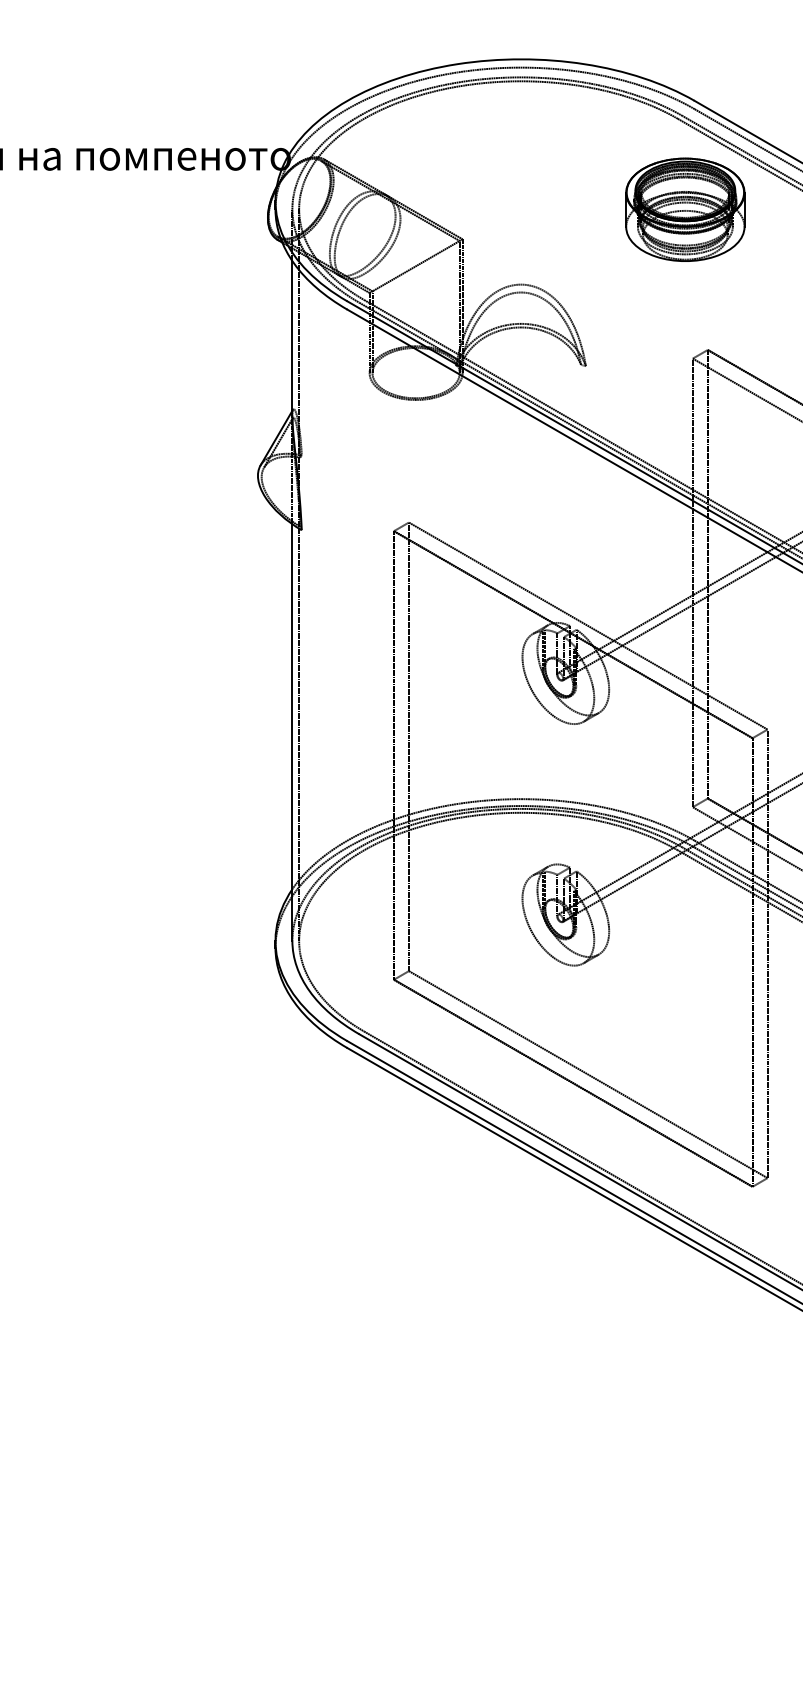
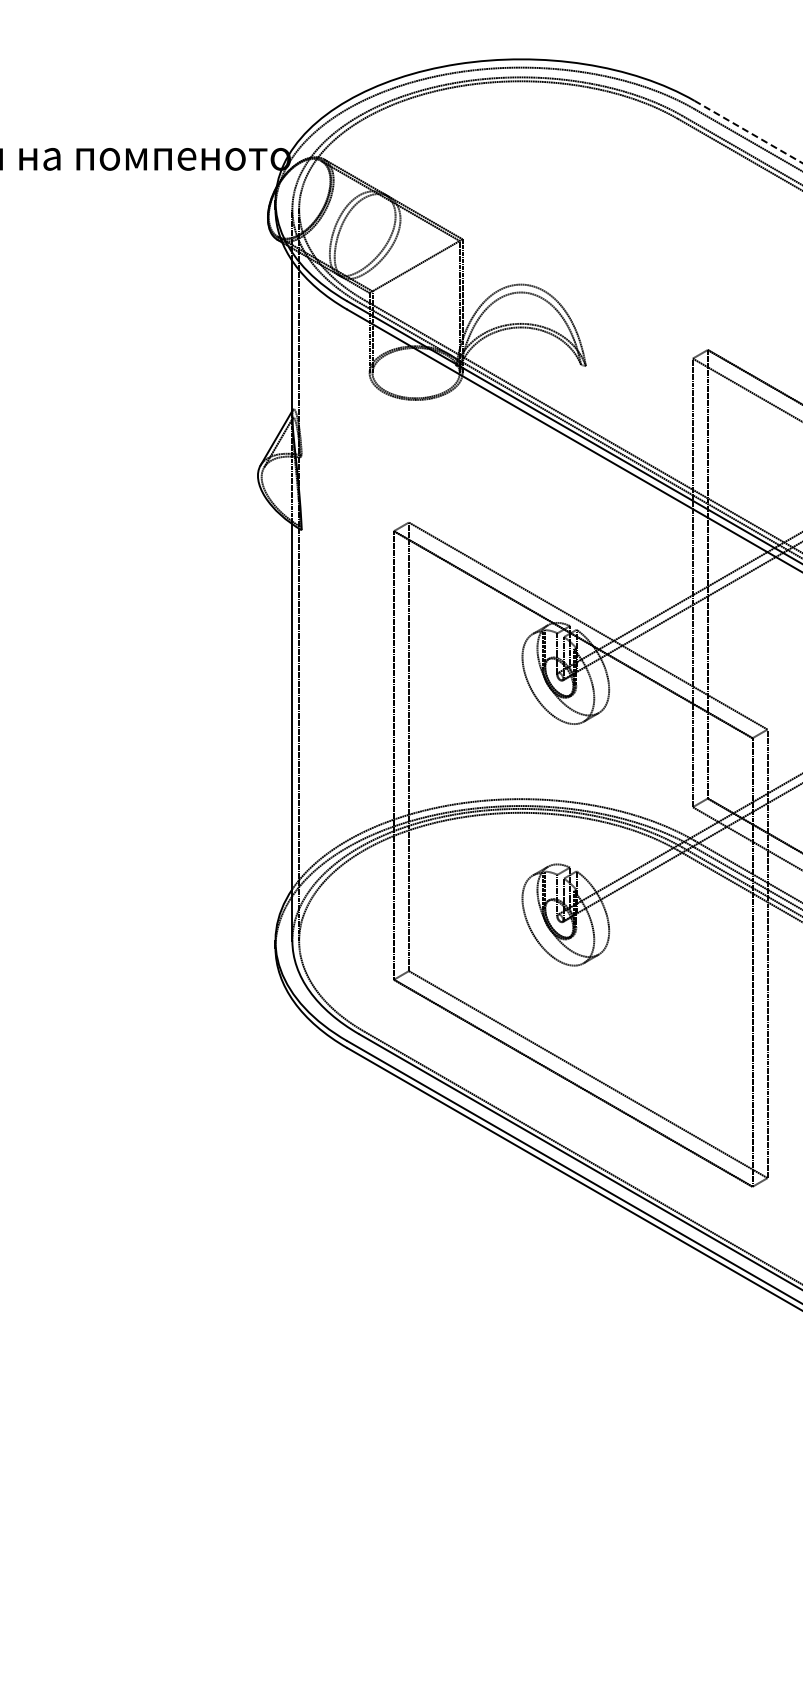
line: solid -> dashed (749, 132)
part: present -> none (685, 209)
